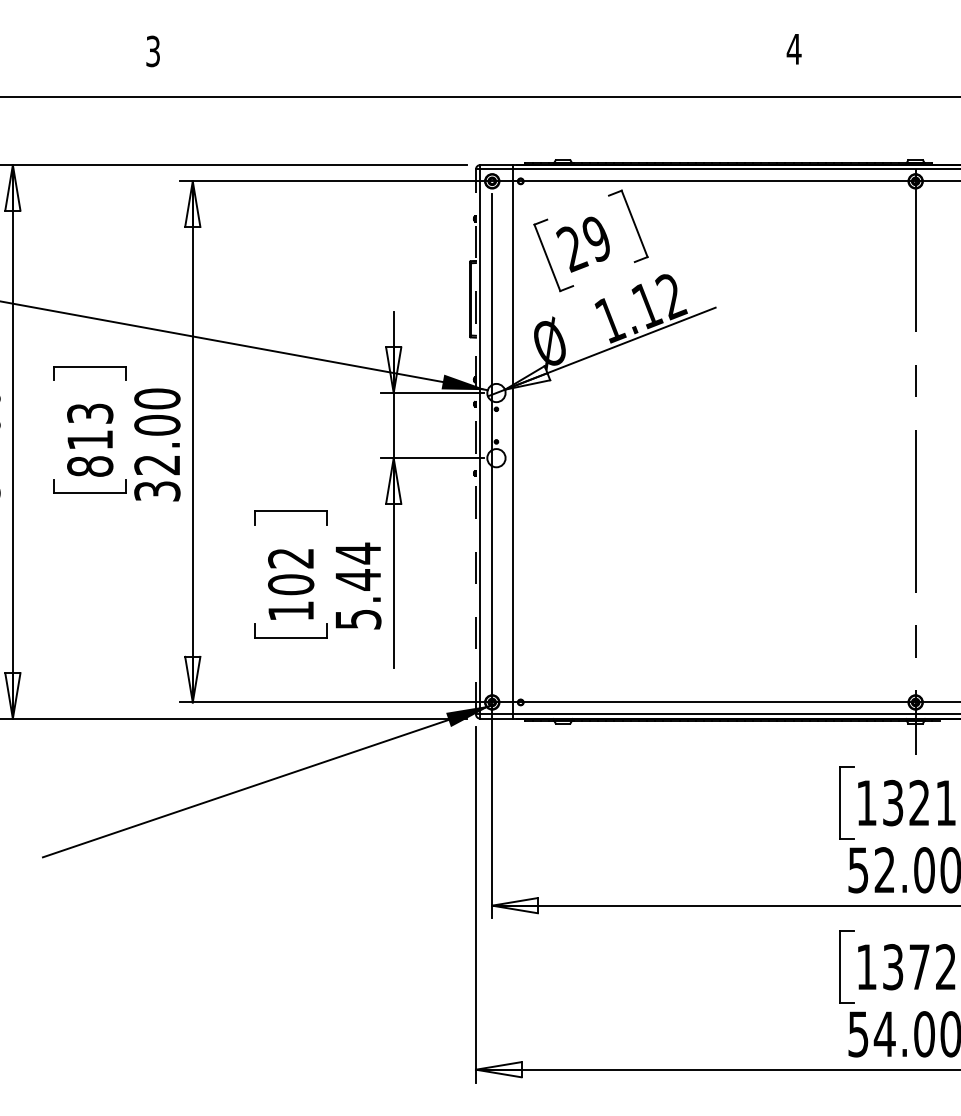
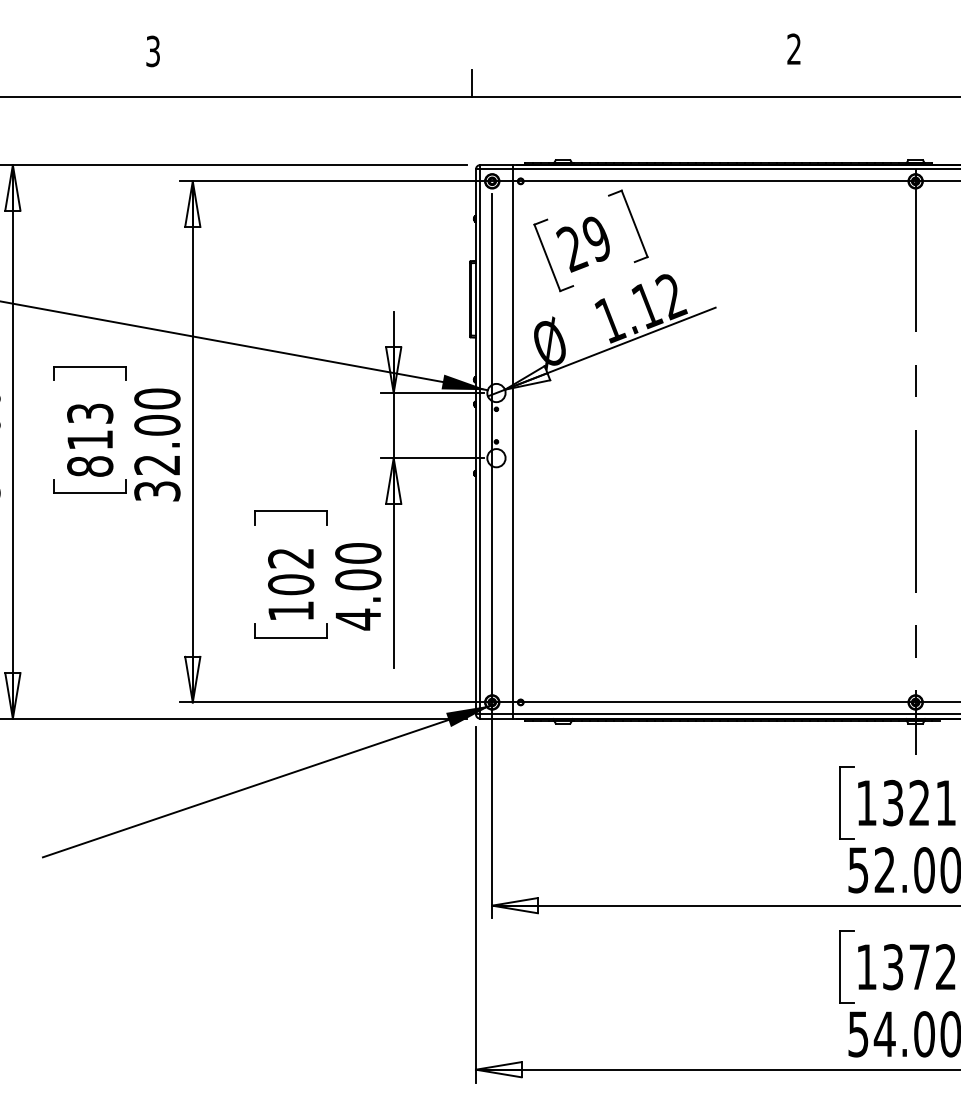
text: 4 -> 2 (793, 48)
line: none -> present (471, 83)
line: dashed -> solid (475, 441)
text: 5.44 -> 4.00 (358, 586)
